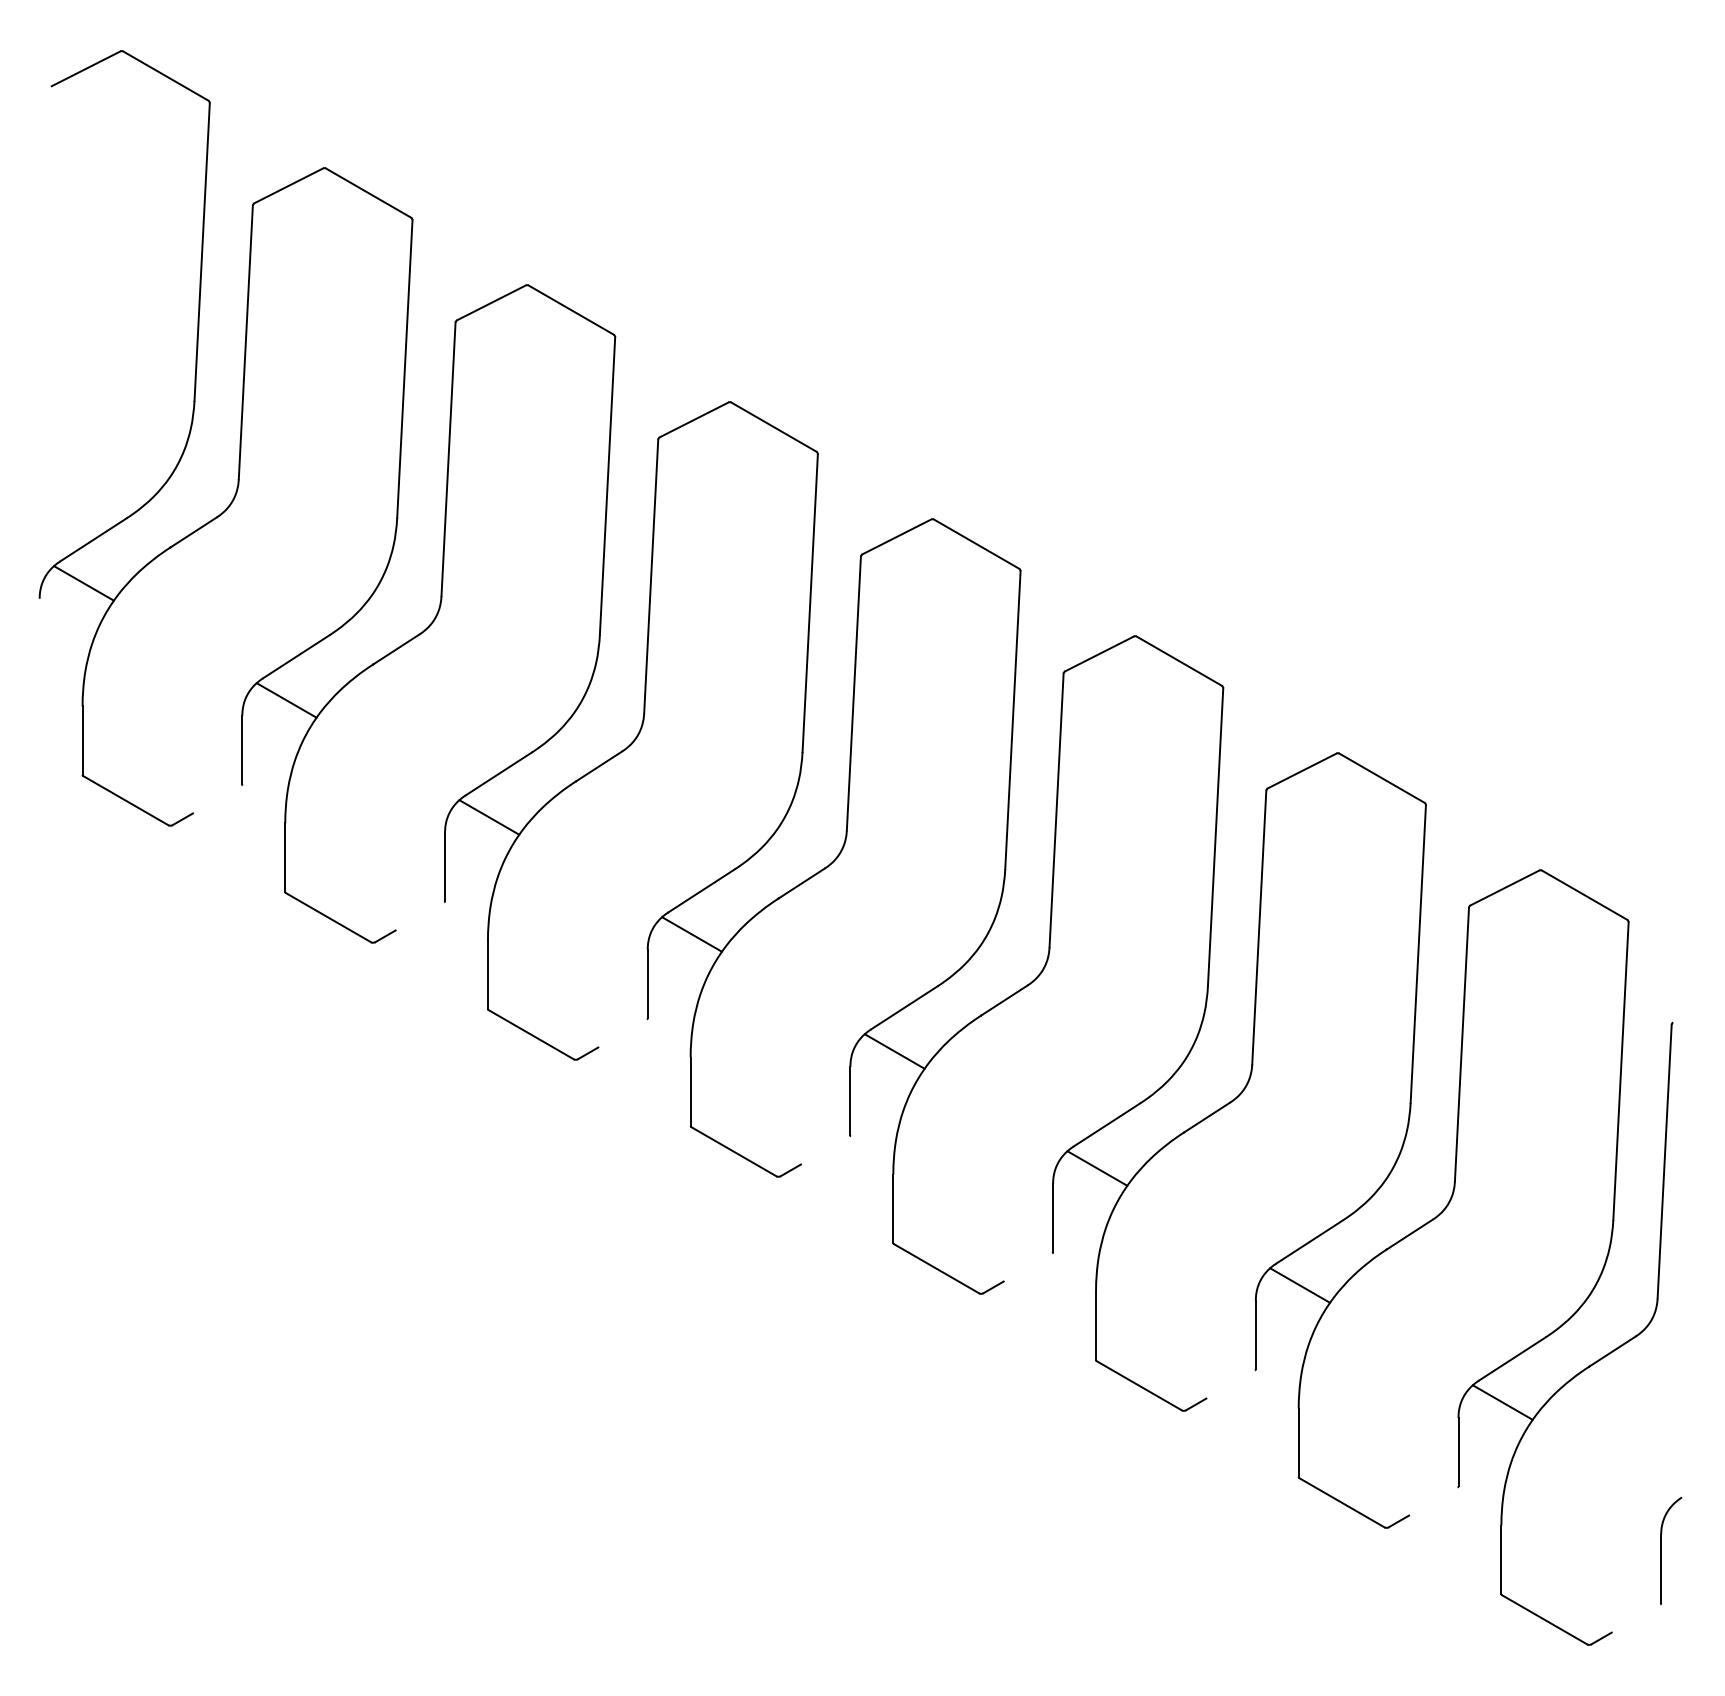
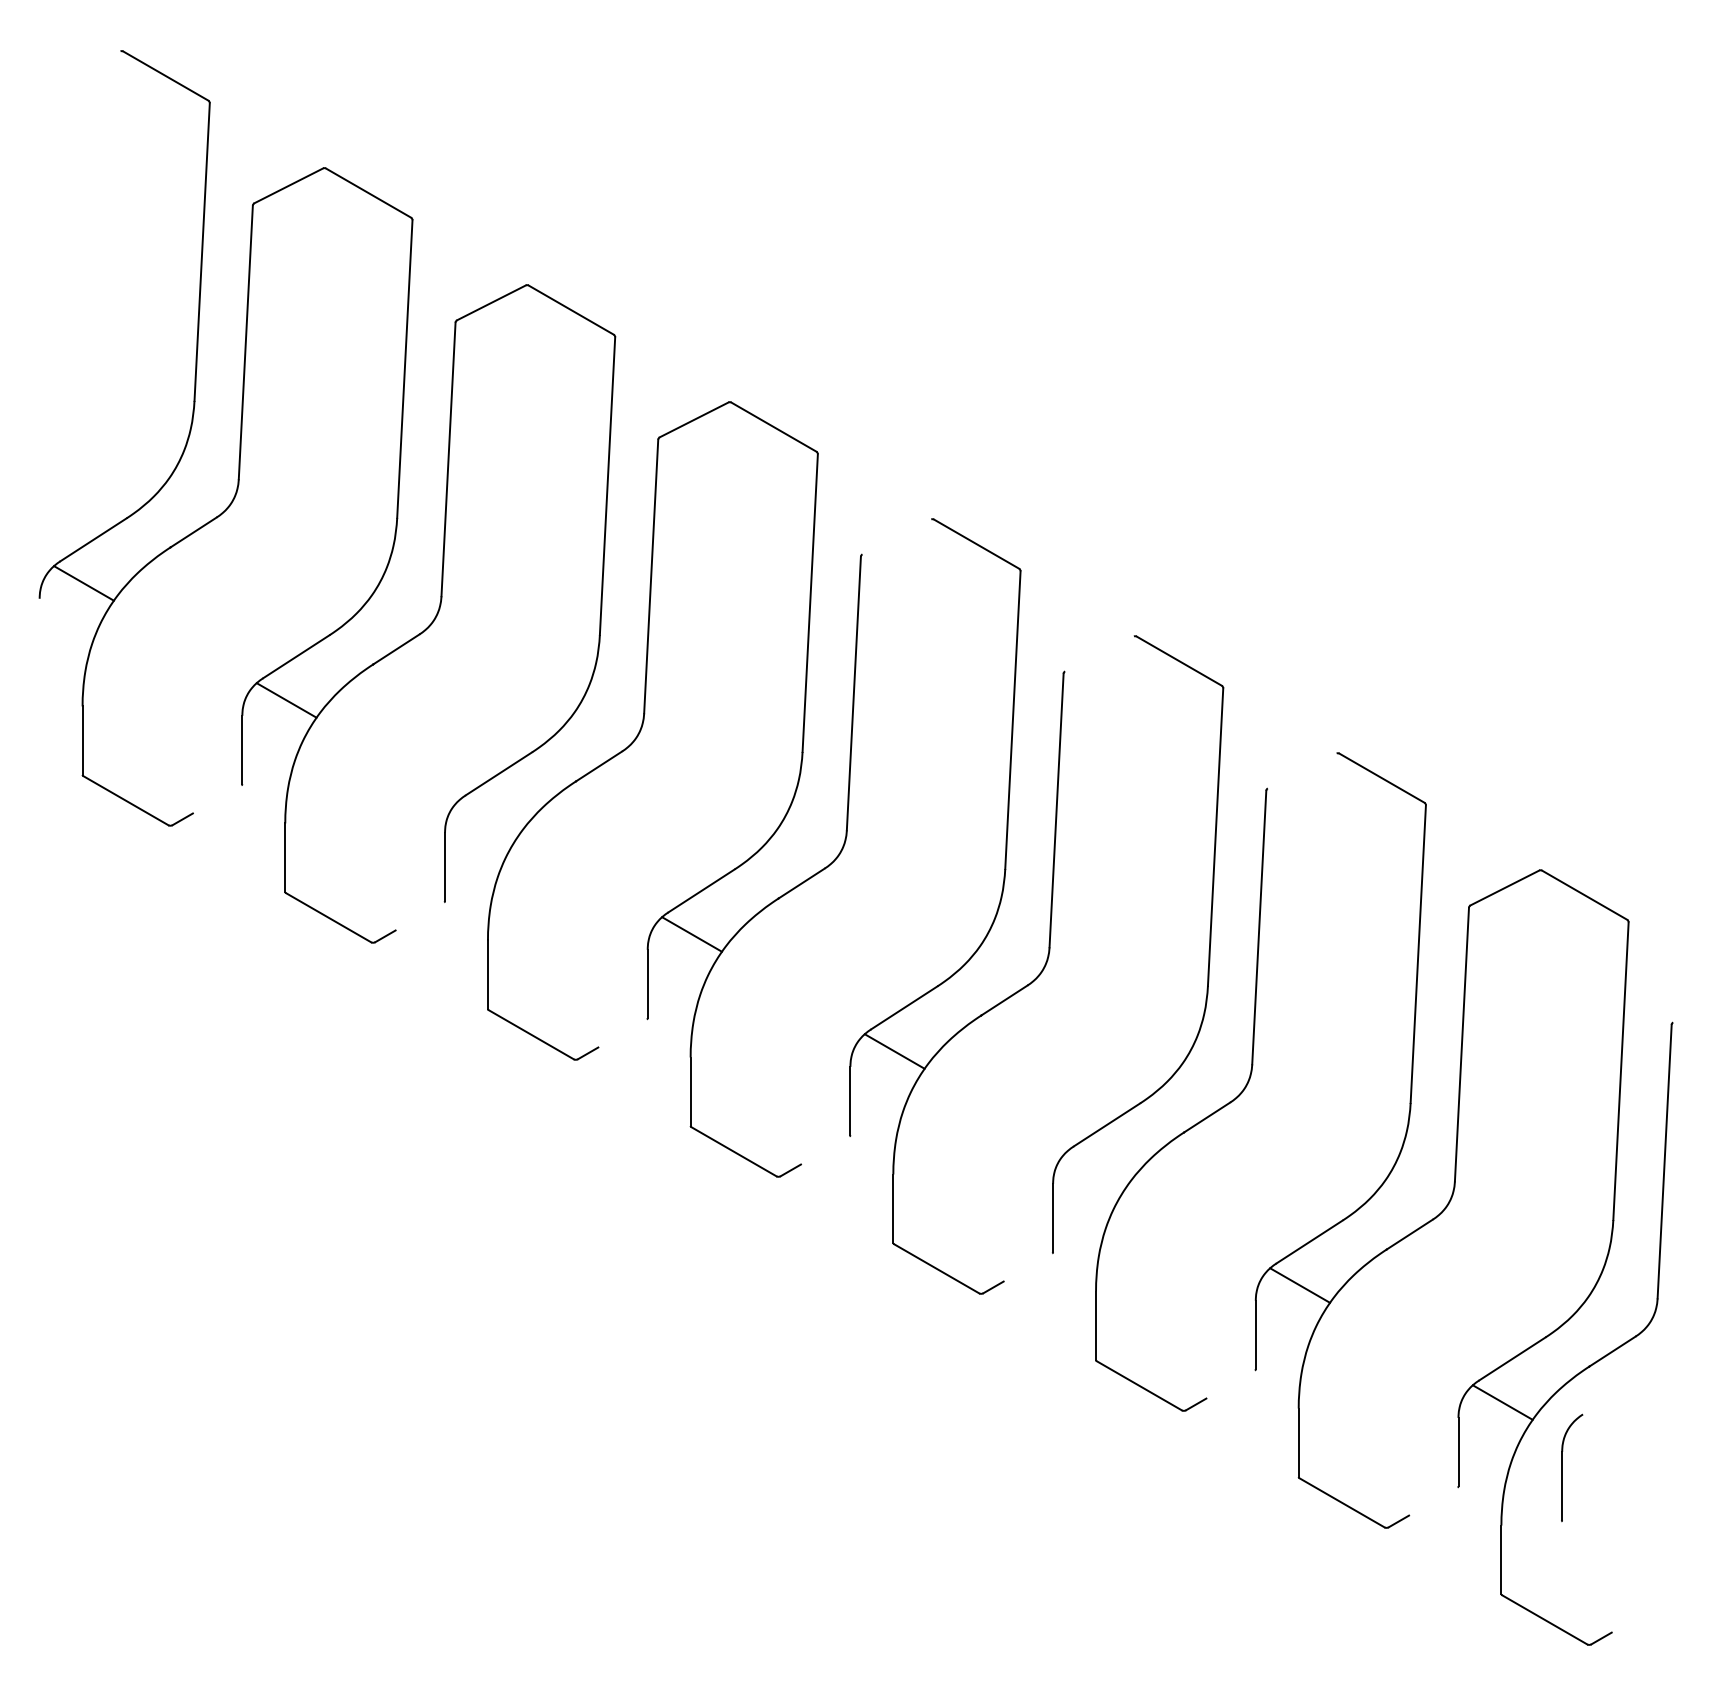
line: present -> none (85, 68)
line: present -> none (896, 536)
line: present -> none (1099, 653)
line: present -> none (1301, 770)
line: present -> none (489, 817)
line: present -> none (1097, 1168)
part position: (1661, 1550) -> (1562, 1467) (1562, 1467)
